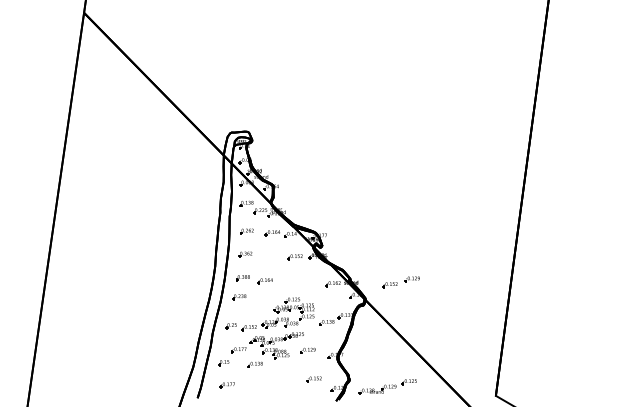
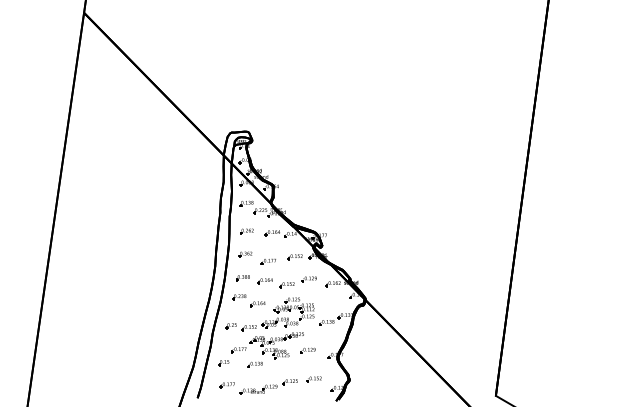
part: none -> present (267, 261)
part position: (400, 282) -> (297, 282) (297, 282)
part: none -> present (257, 304)
part position: (387, 386) -> (268, 386) (268, 386)
